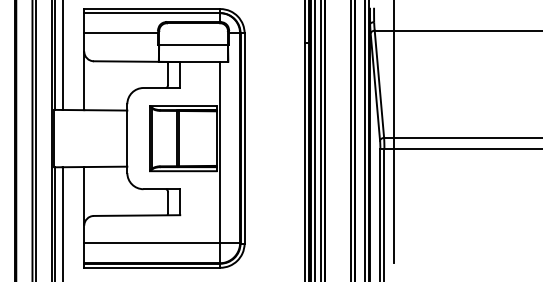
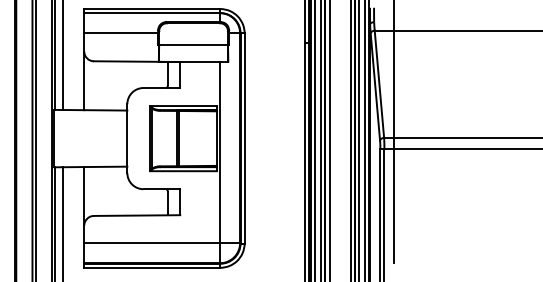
line: none -> present (329, 140)
line: none -> present (359, 140)
